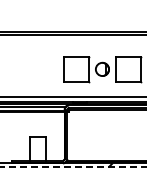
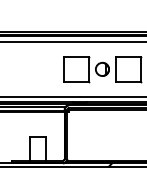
line: none -> present (72, 36)
line: none -> present (72, 41)
line: dashed -> solid (73, 167)
